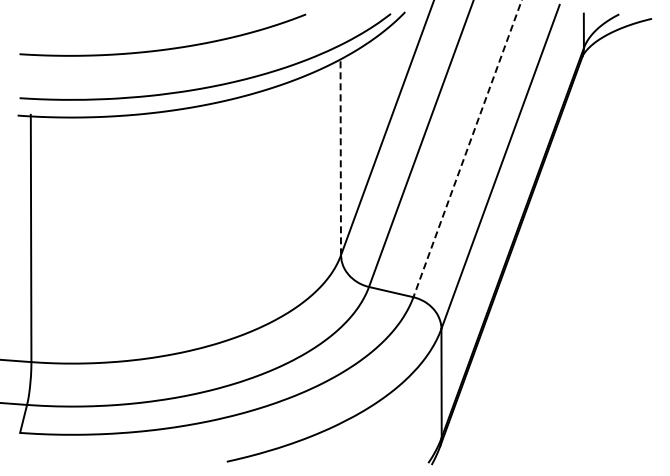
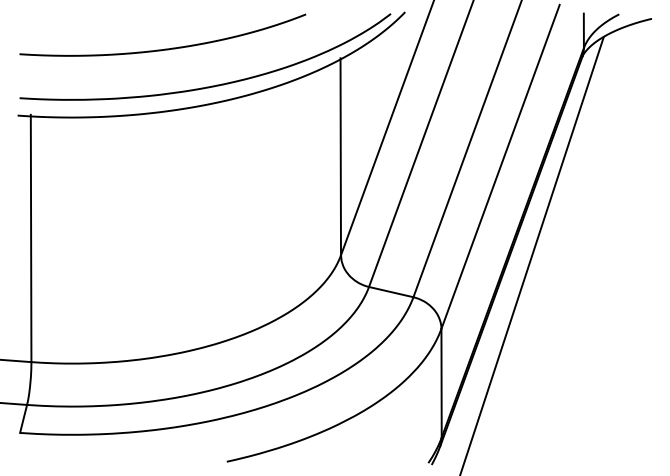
line: dashed -> solid (467, 148)
line: dashed -> solid (340, 156)
line: none -> present (532, 254)
